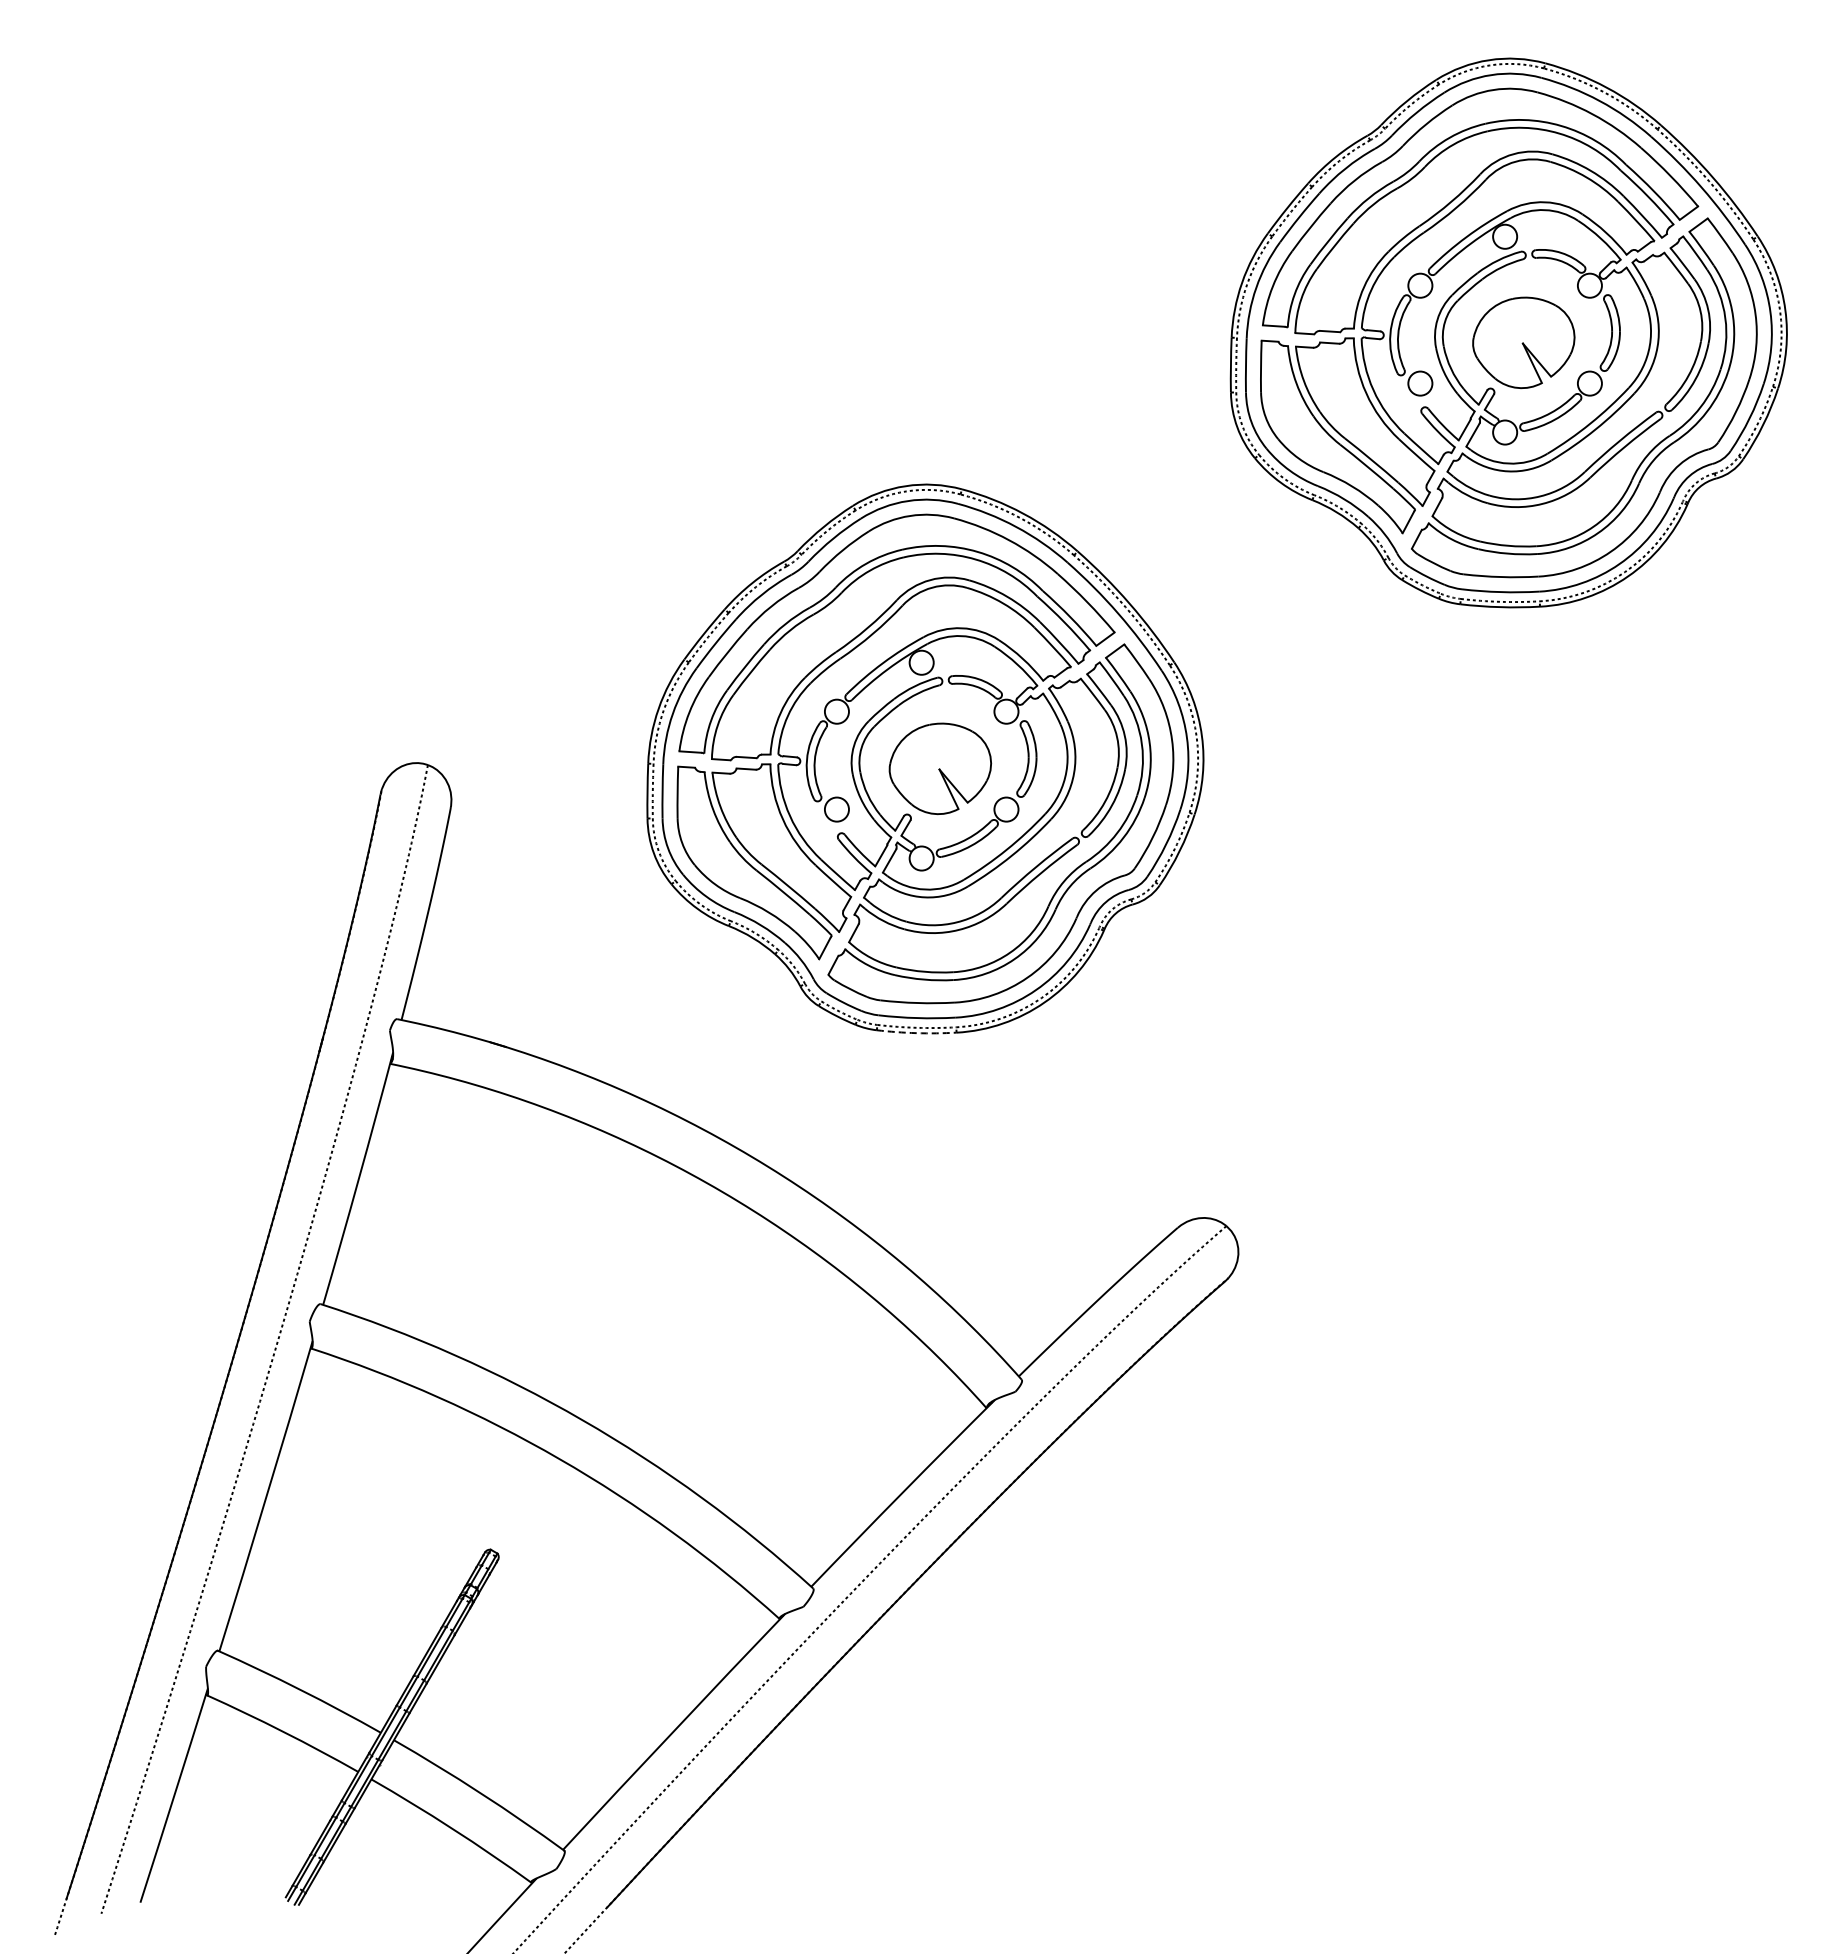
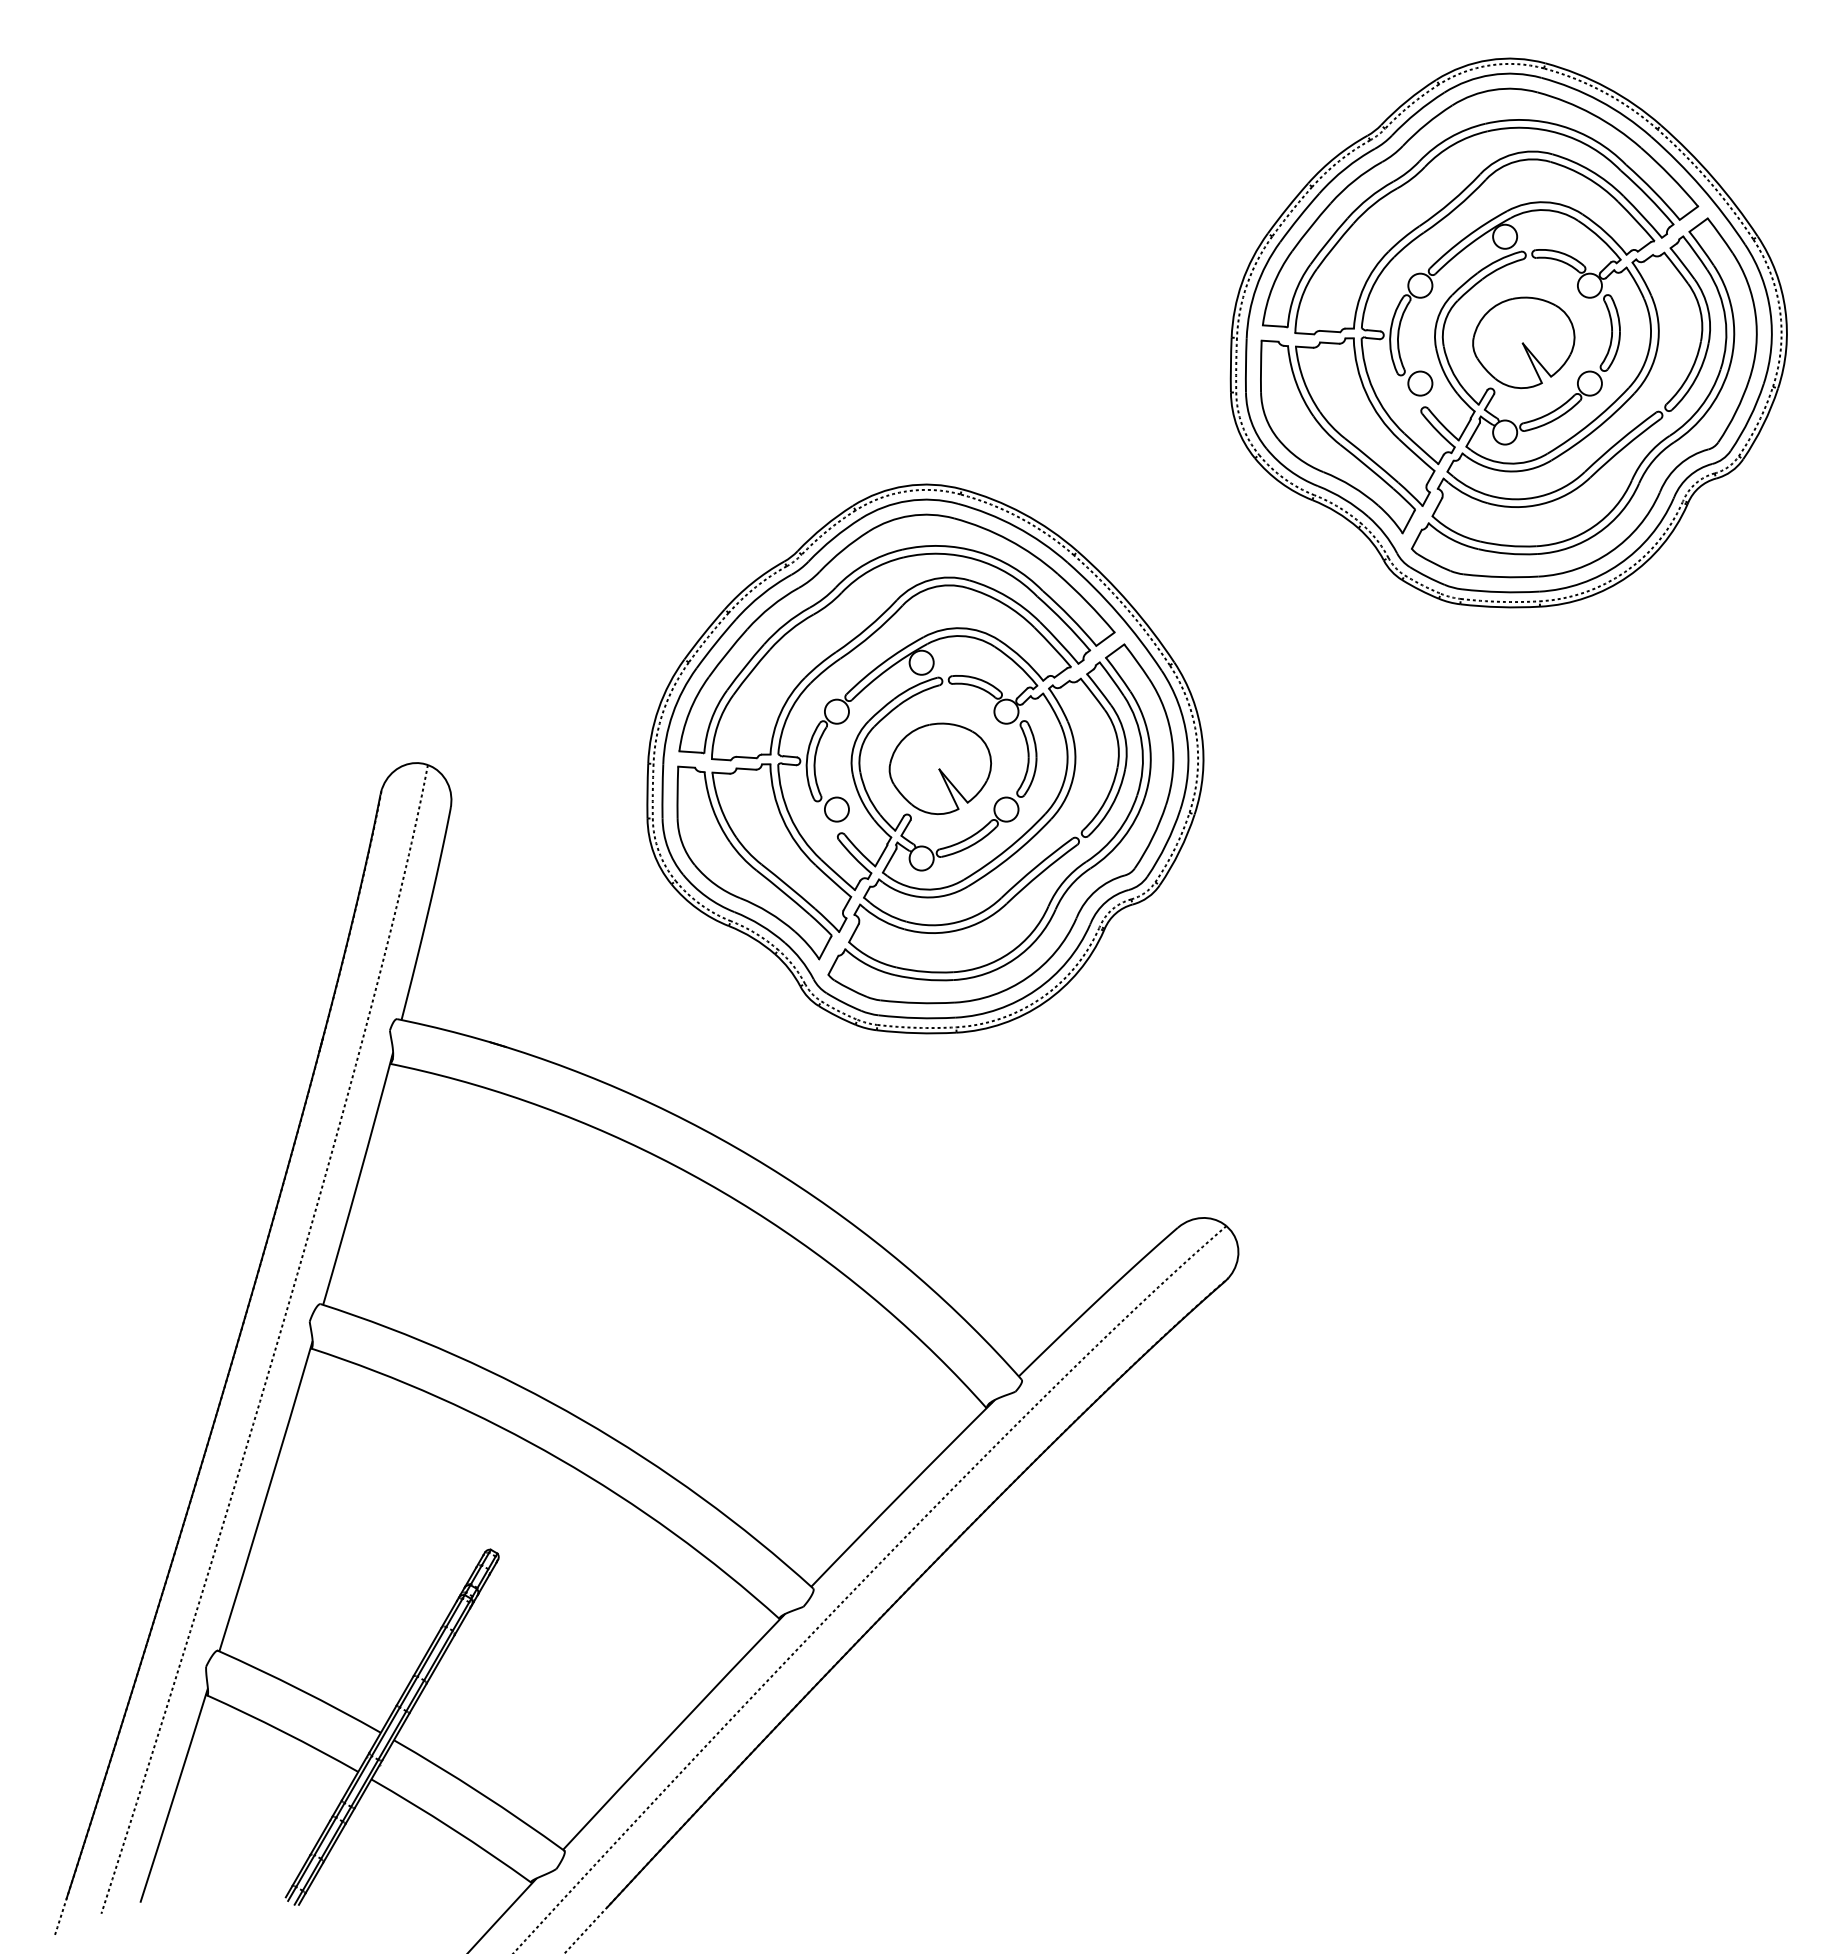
arc: dashed -> solid (916, 1033)
